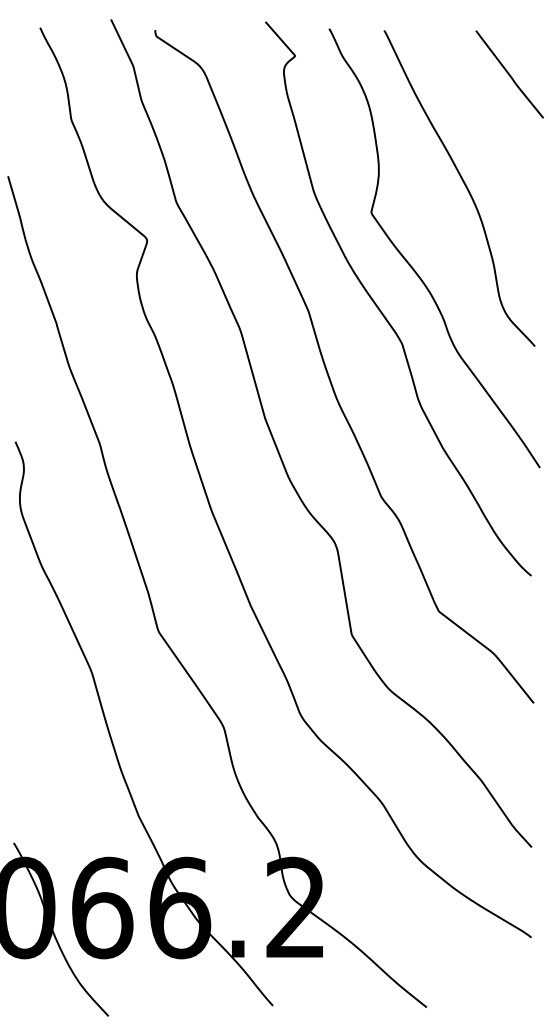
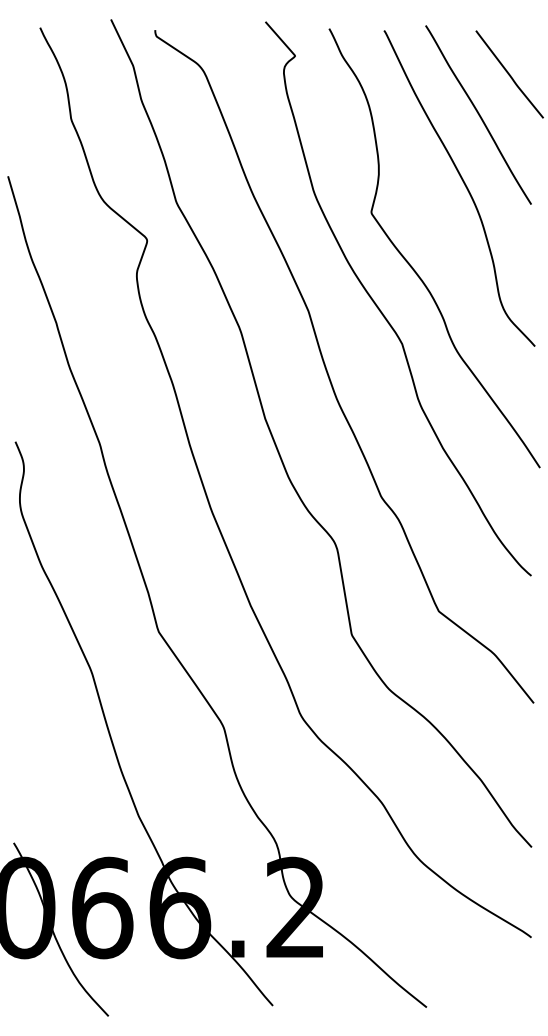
curve: none -> present (478, 114)
